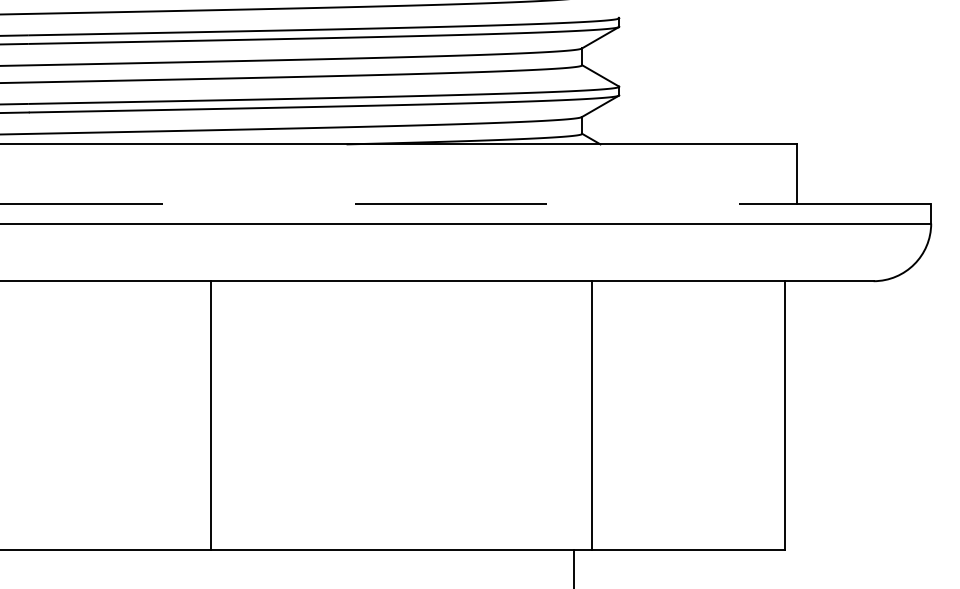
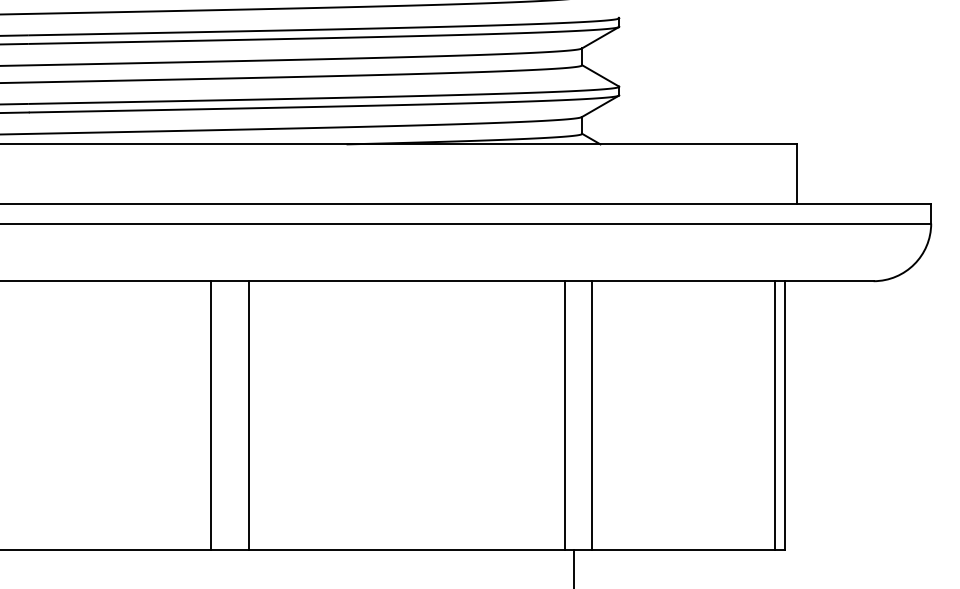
line: dashed -> solid (465, 204)
line: none -> present (248, 415)
line: none -> present (564, 415)
line: none -> present (774, 415)
